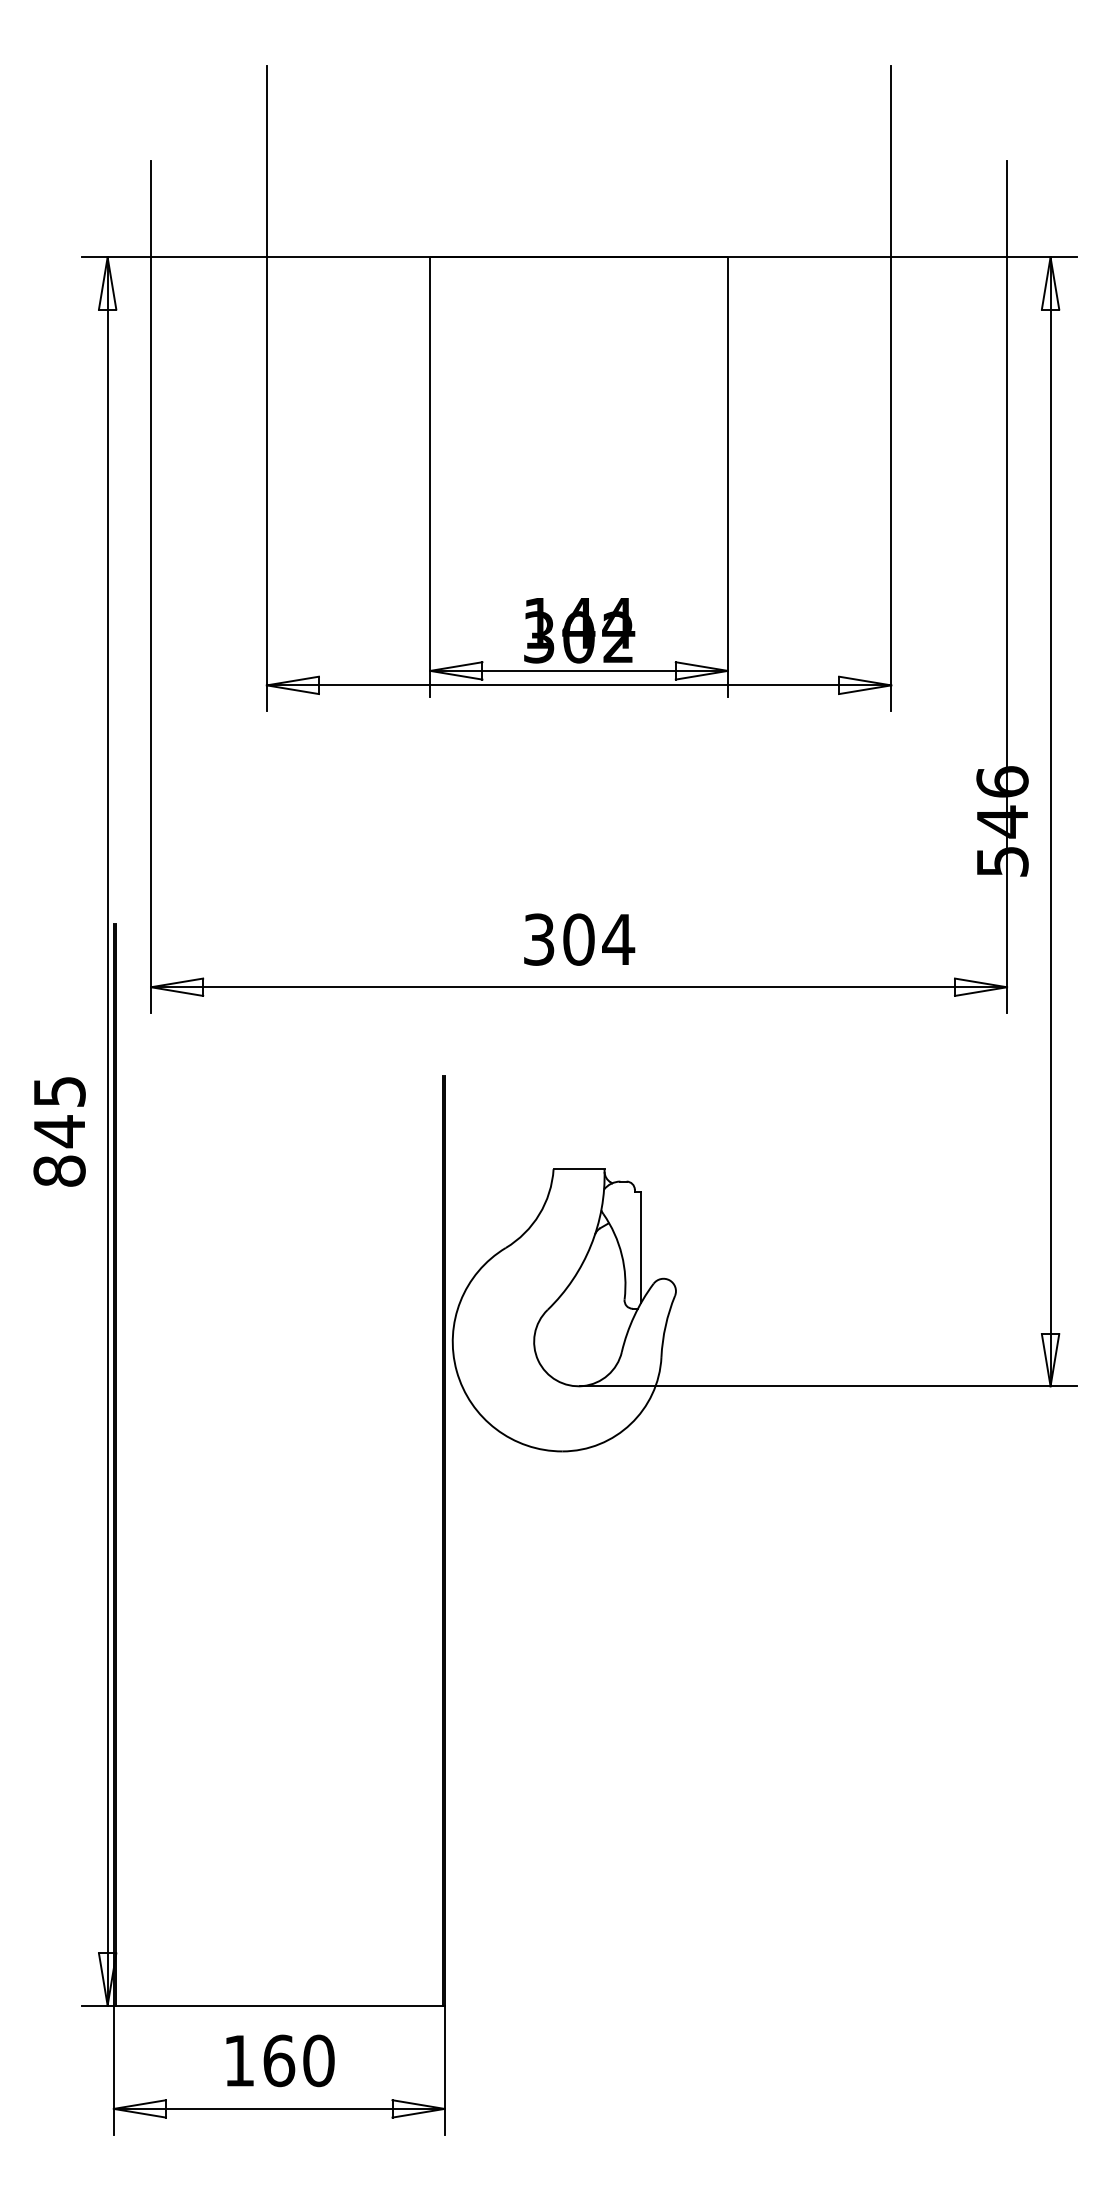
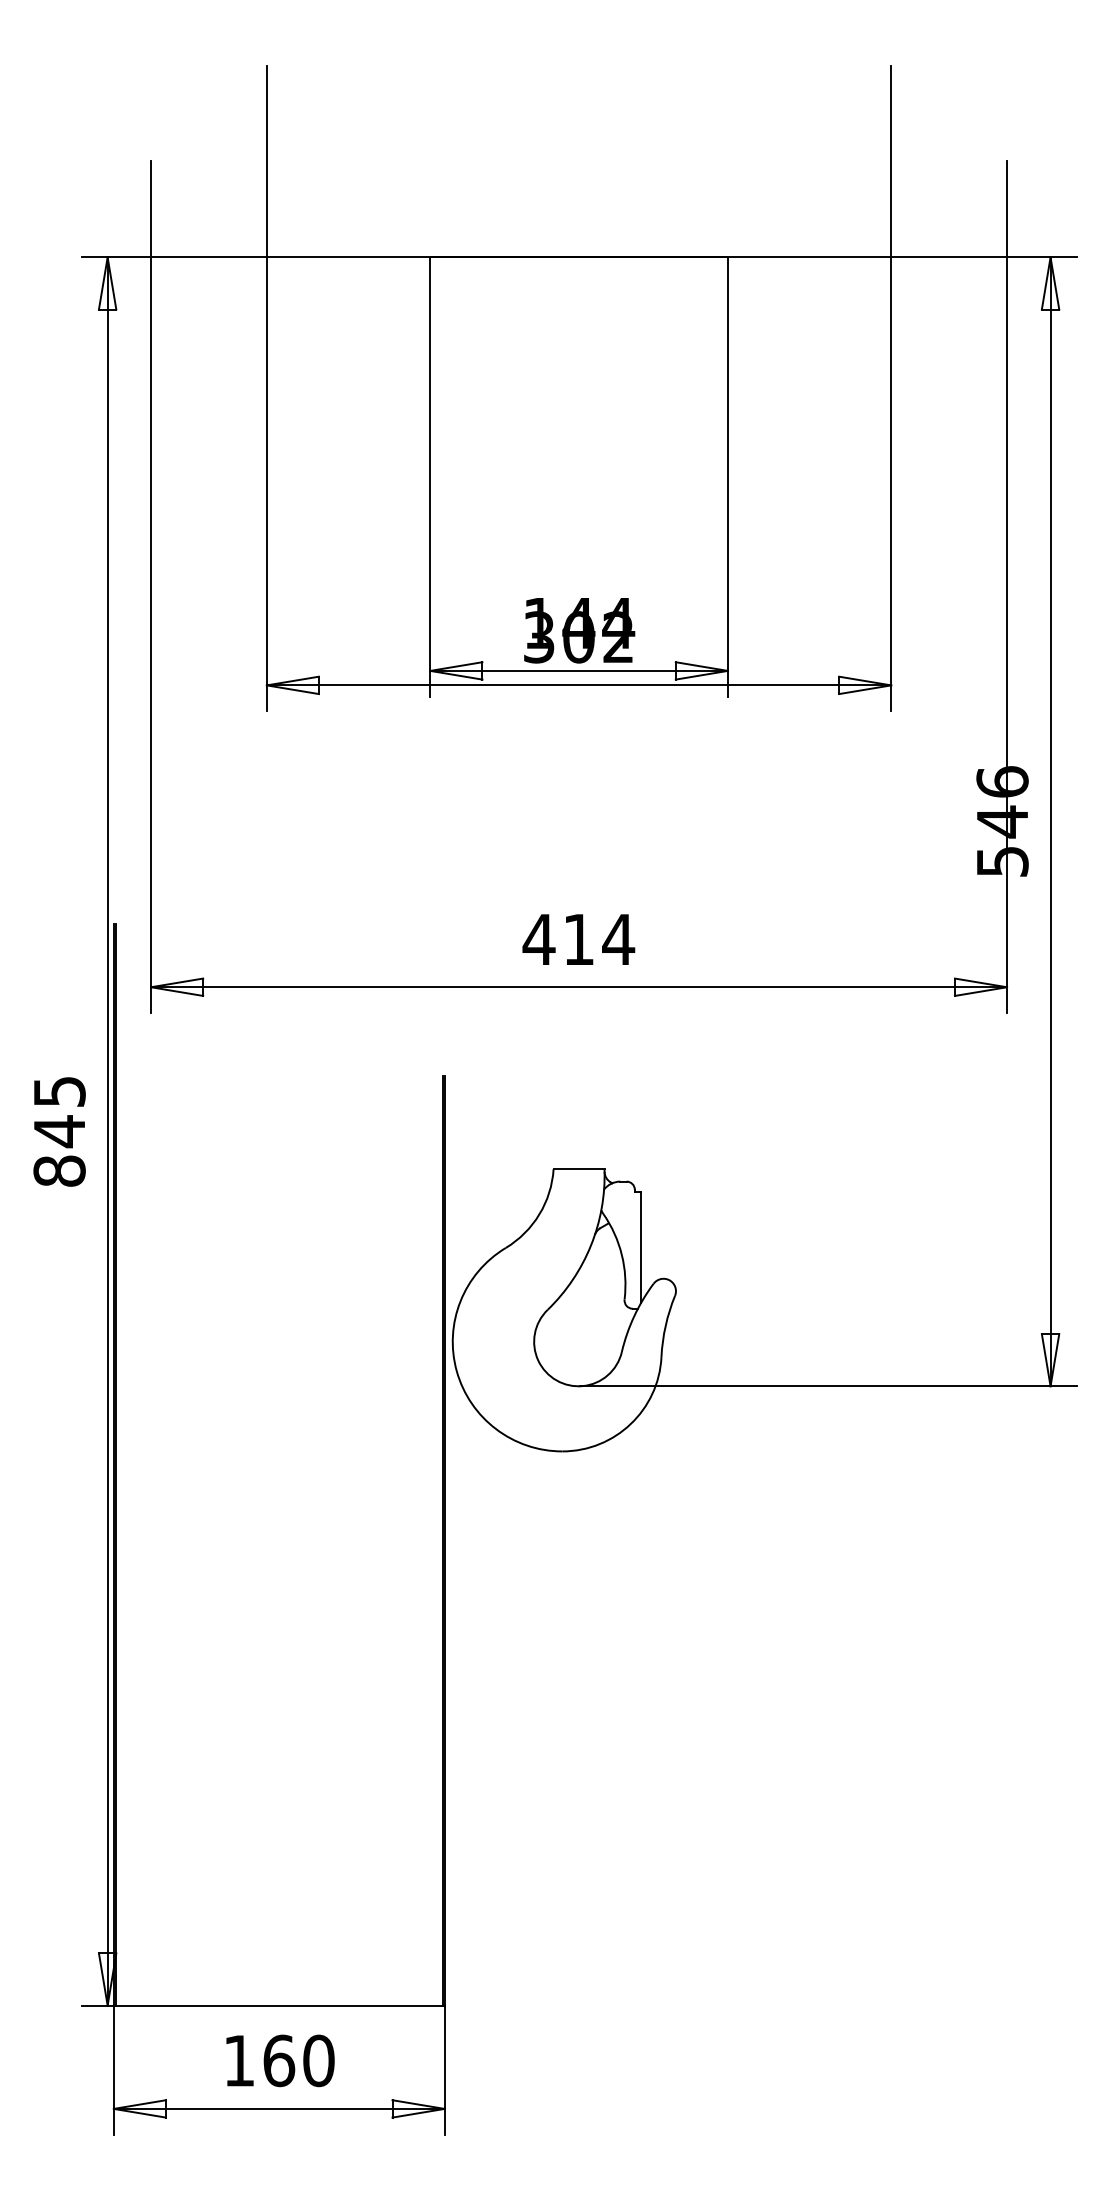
text: 304 -> 414 (558, 939)
